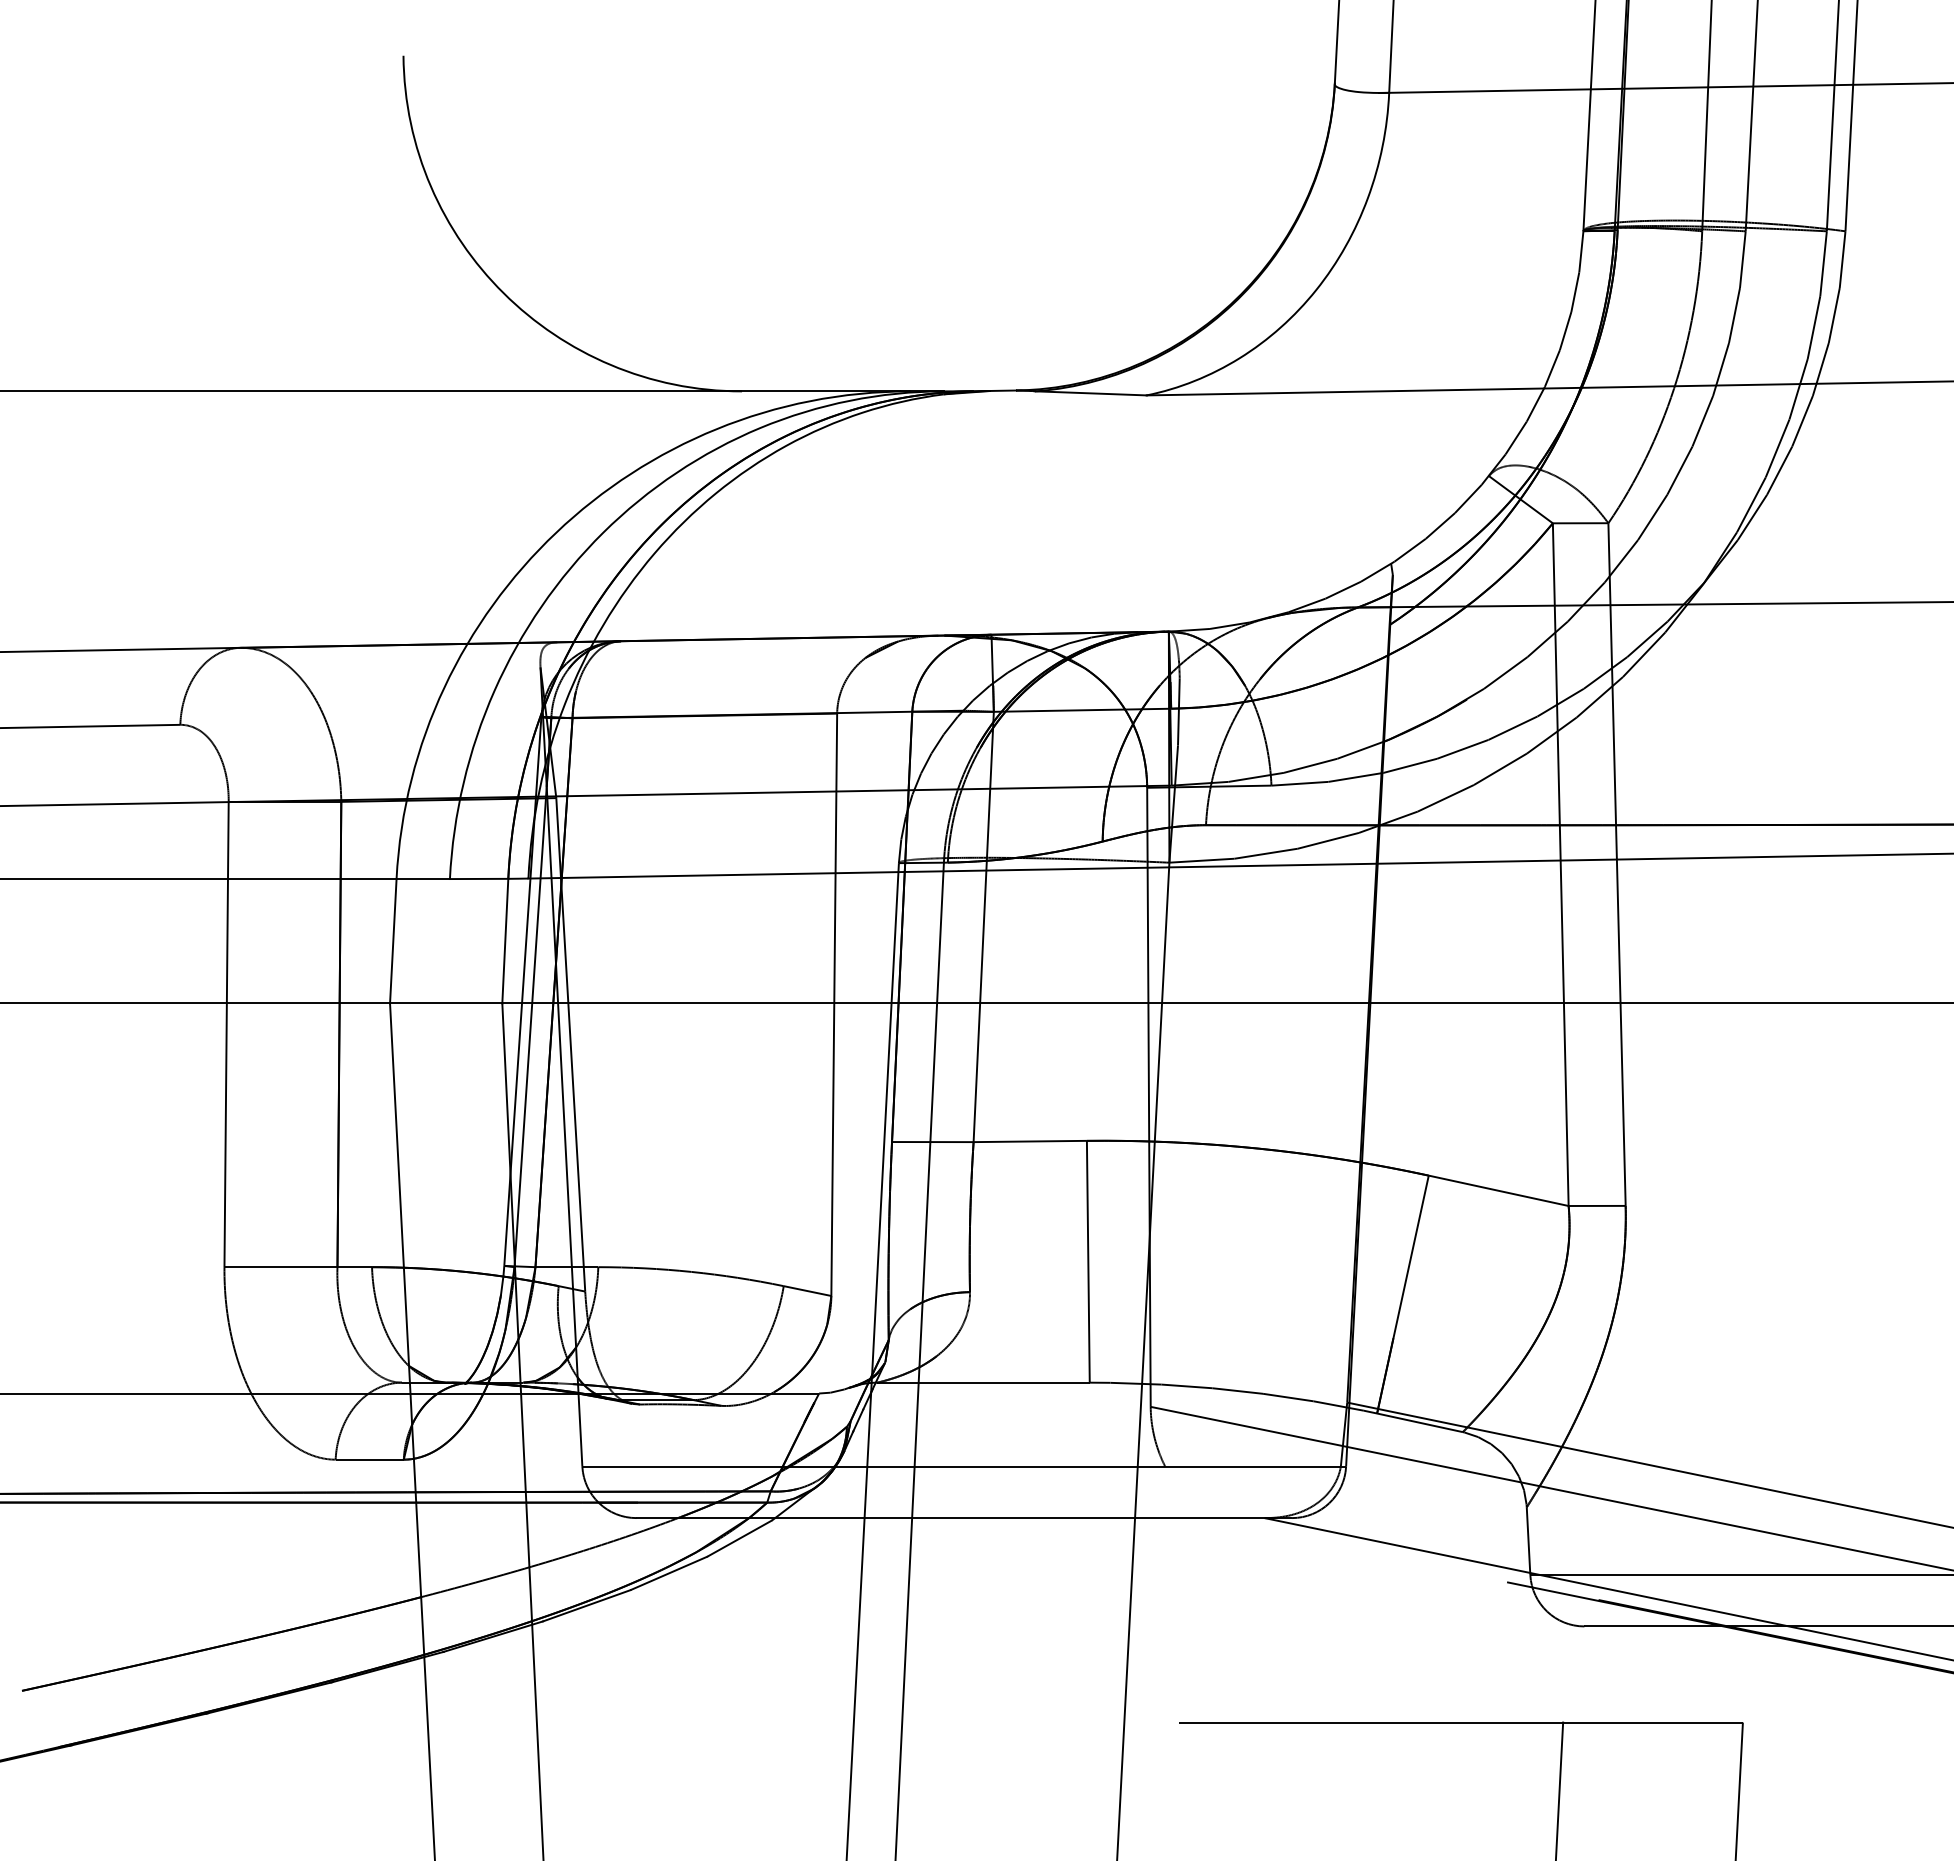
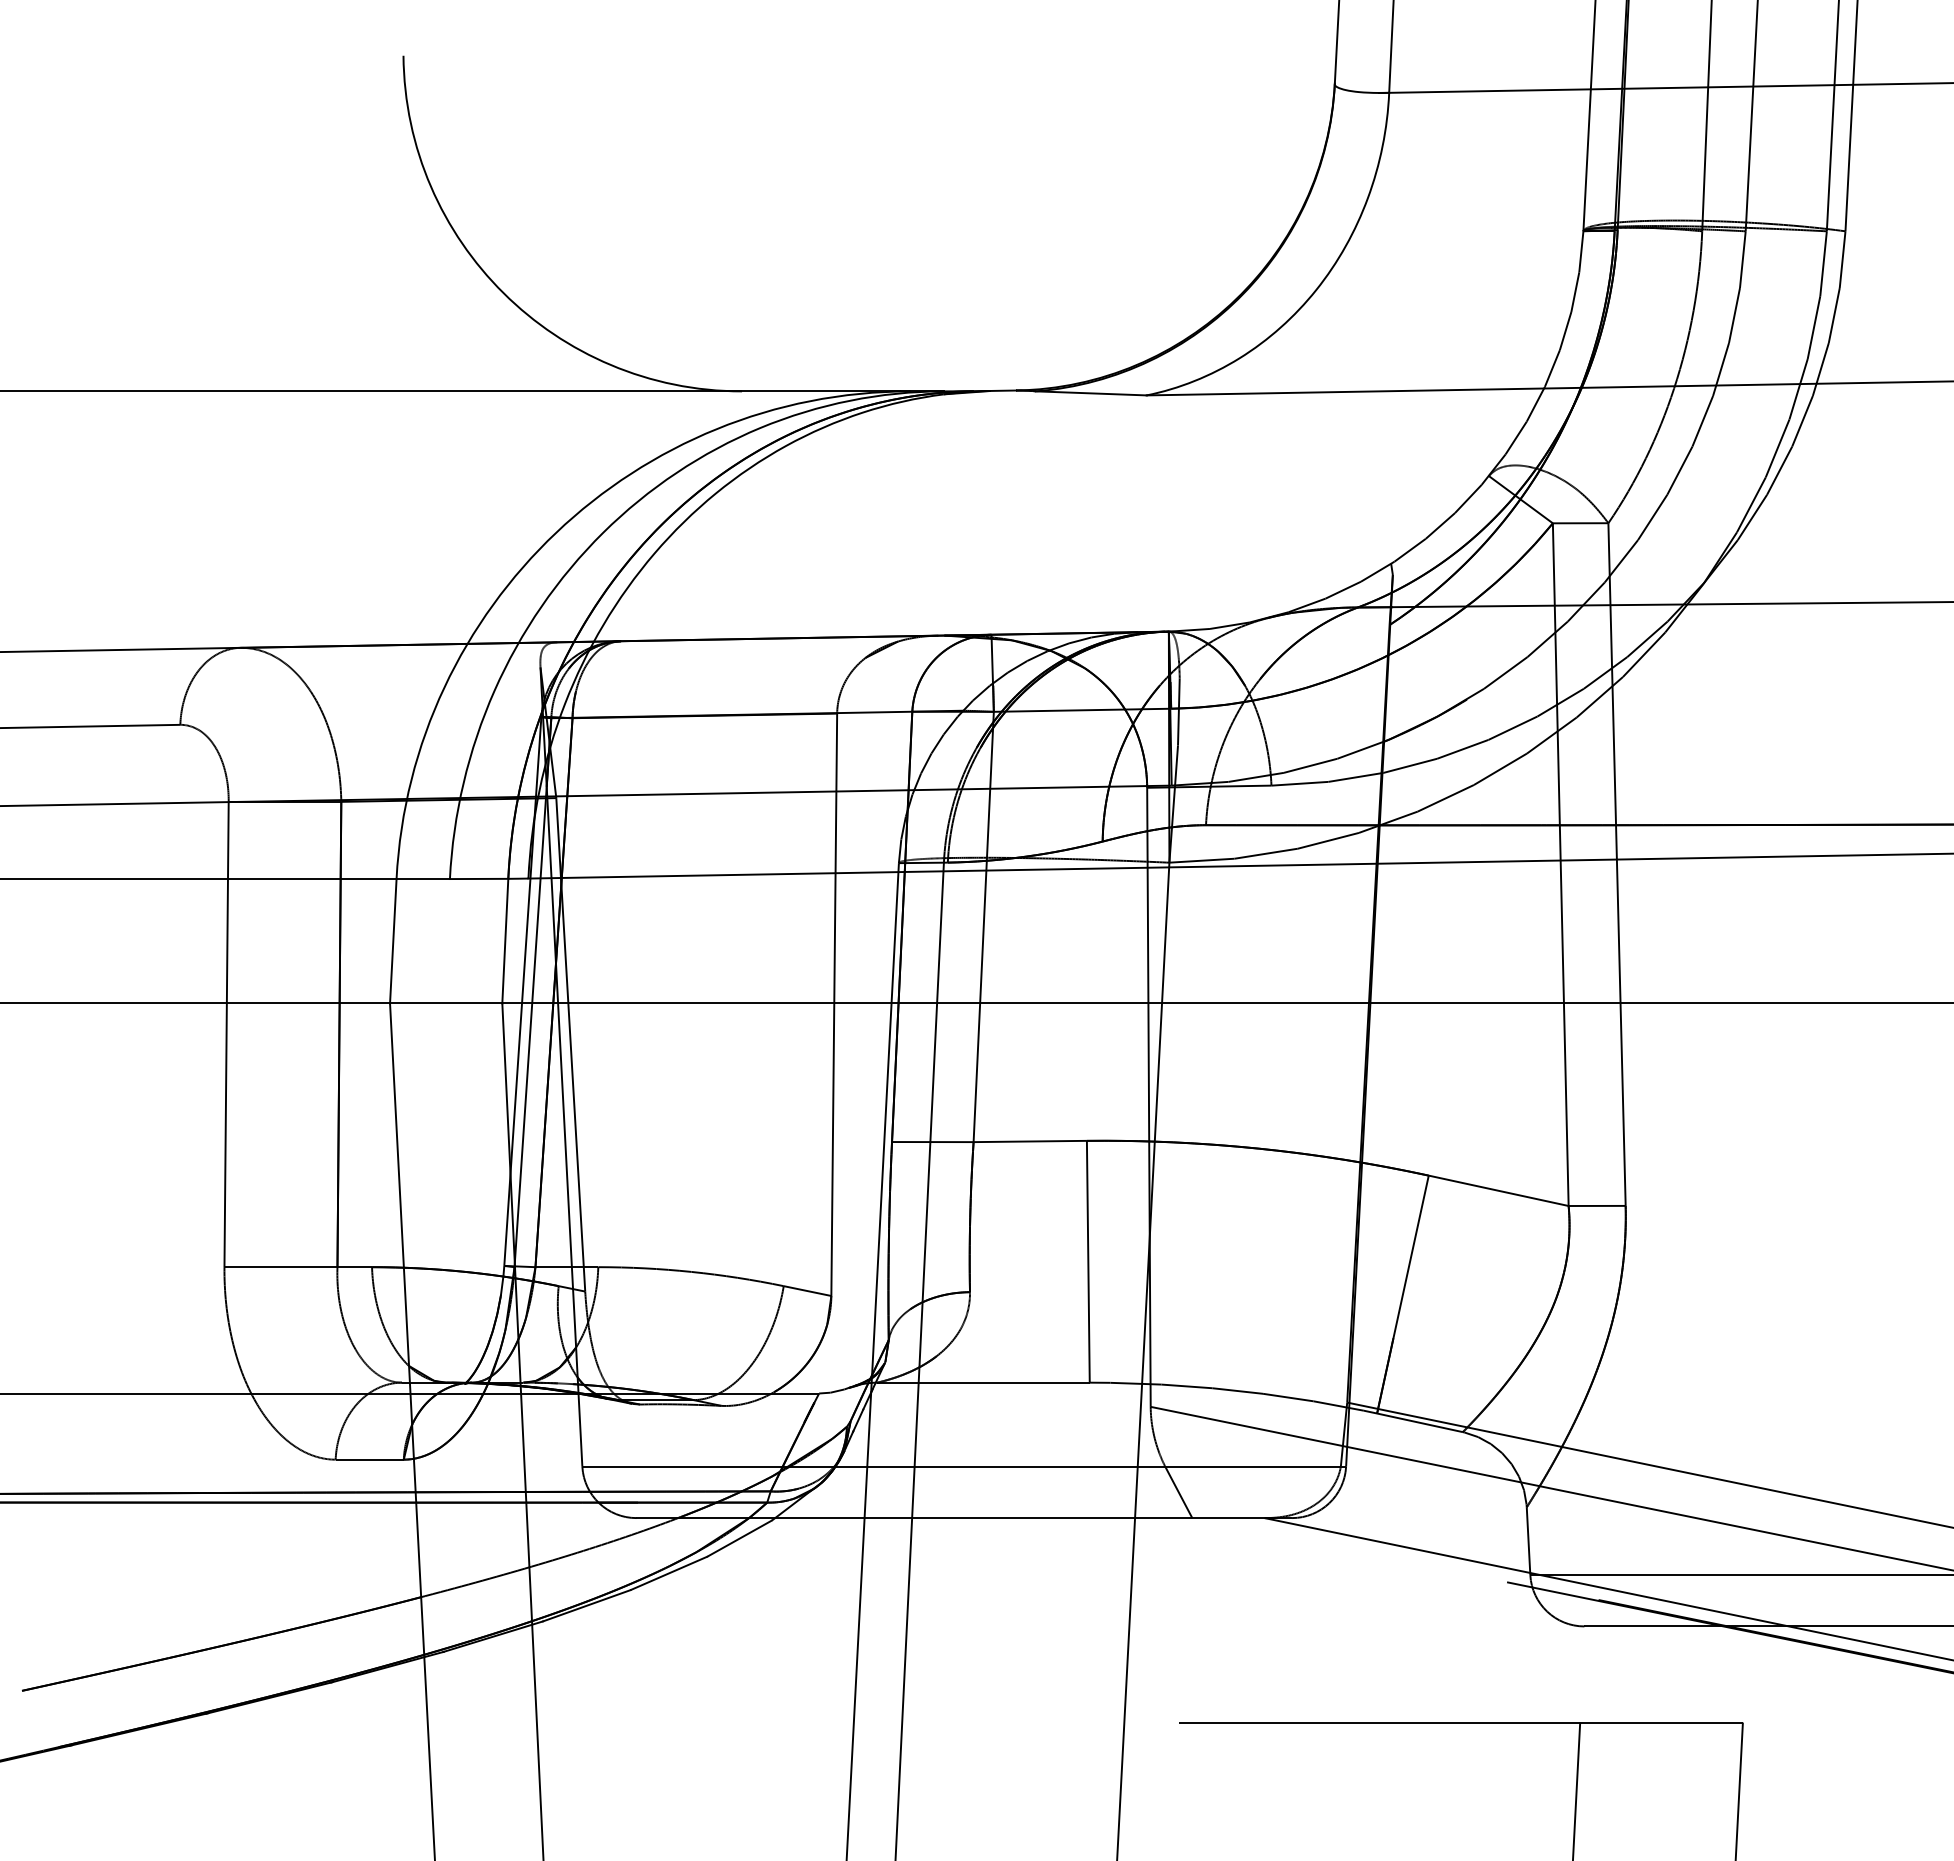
line: none -> present (1178, 1492)
line position: (1559, 1789) -> (1576, 1789) (1576, 1789)
